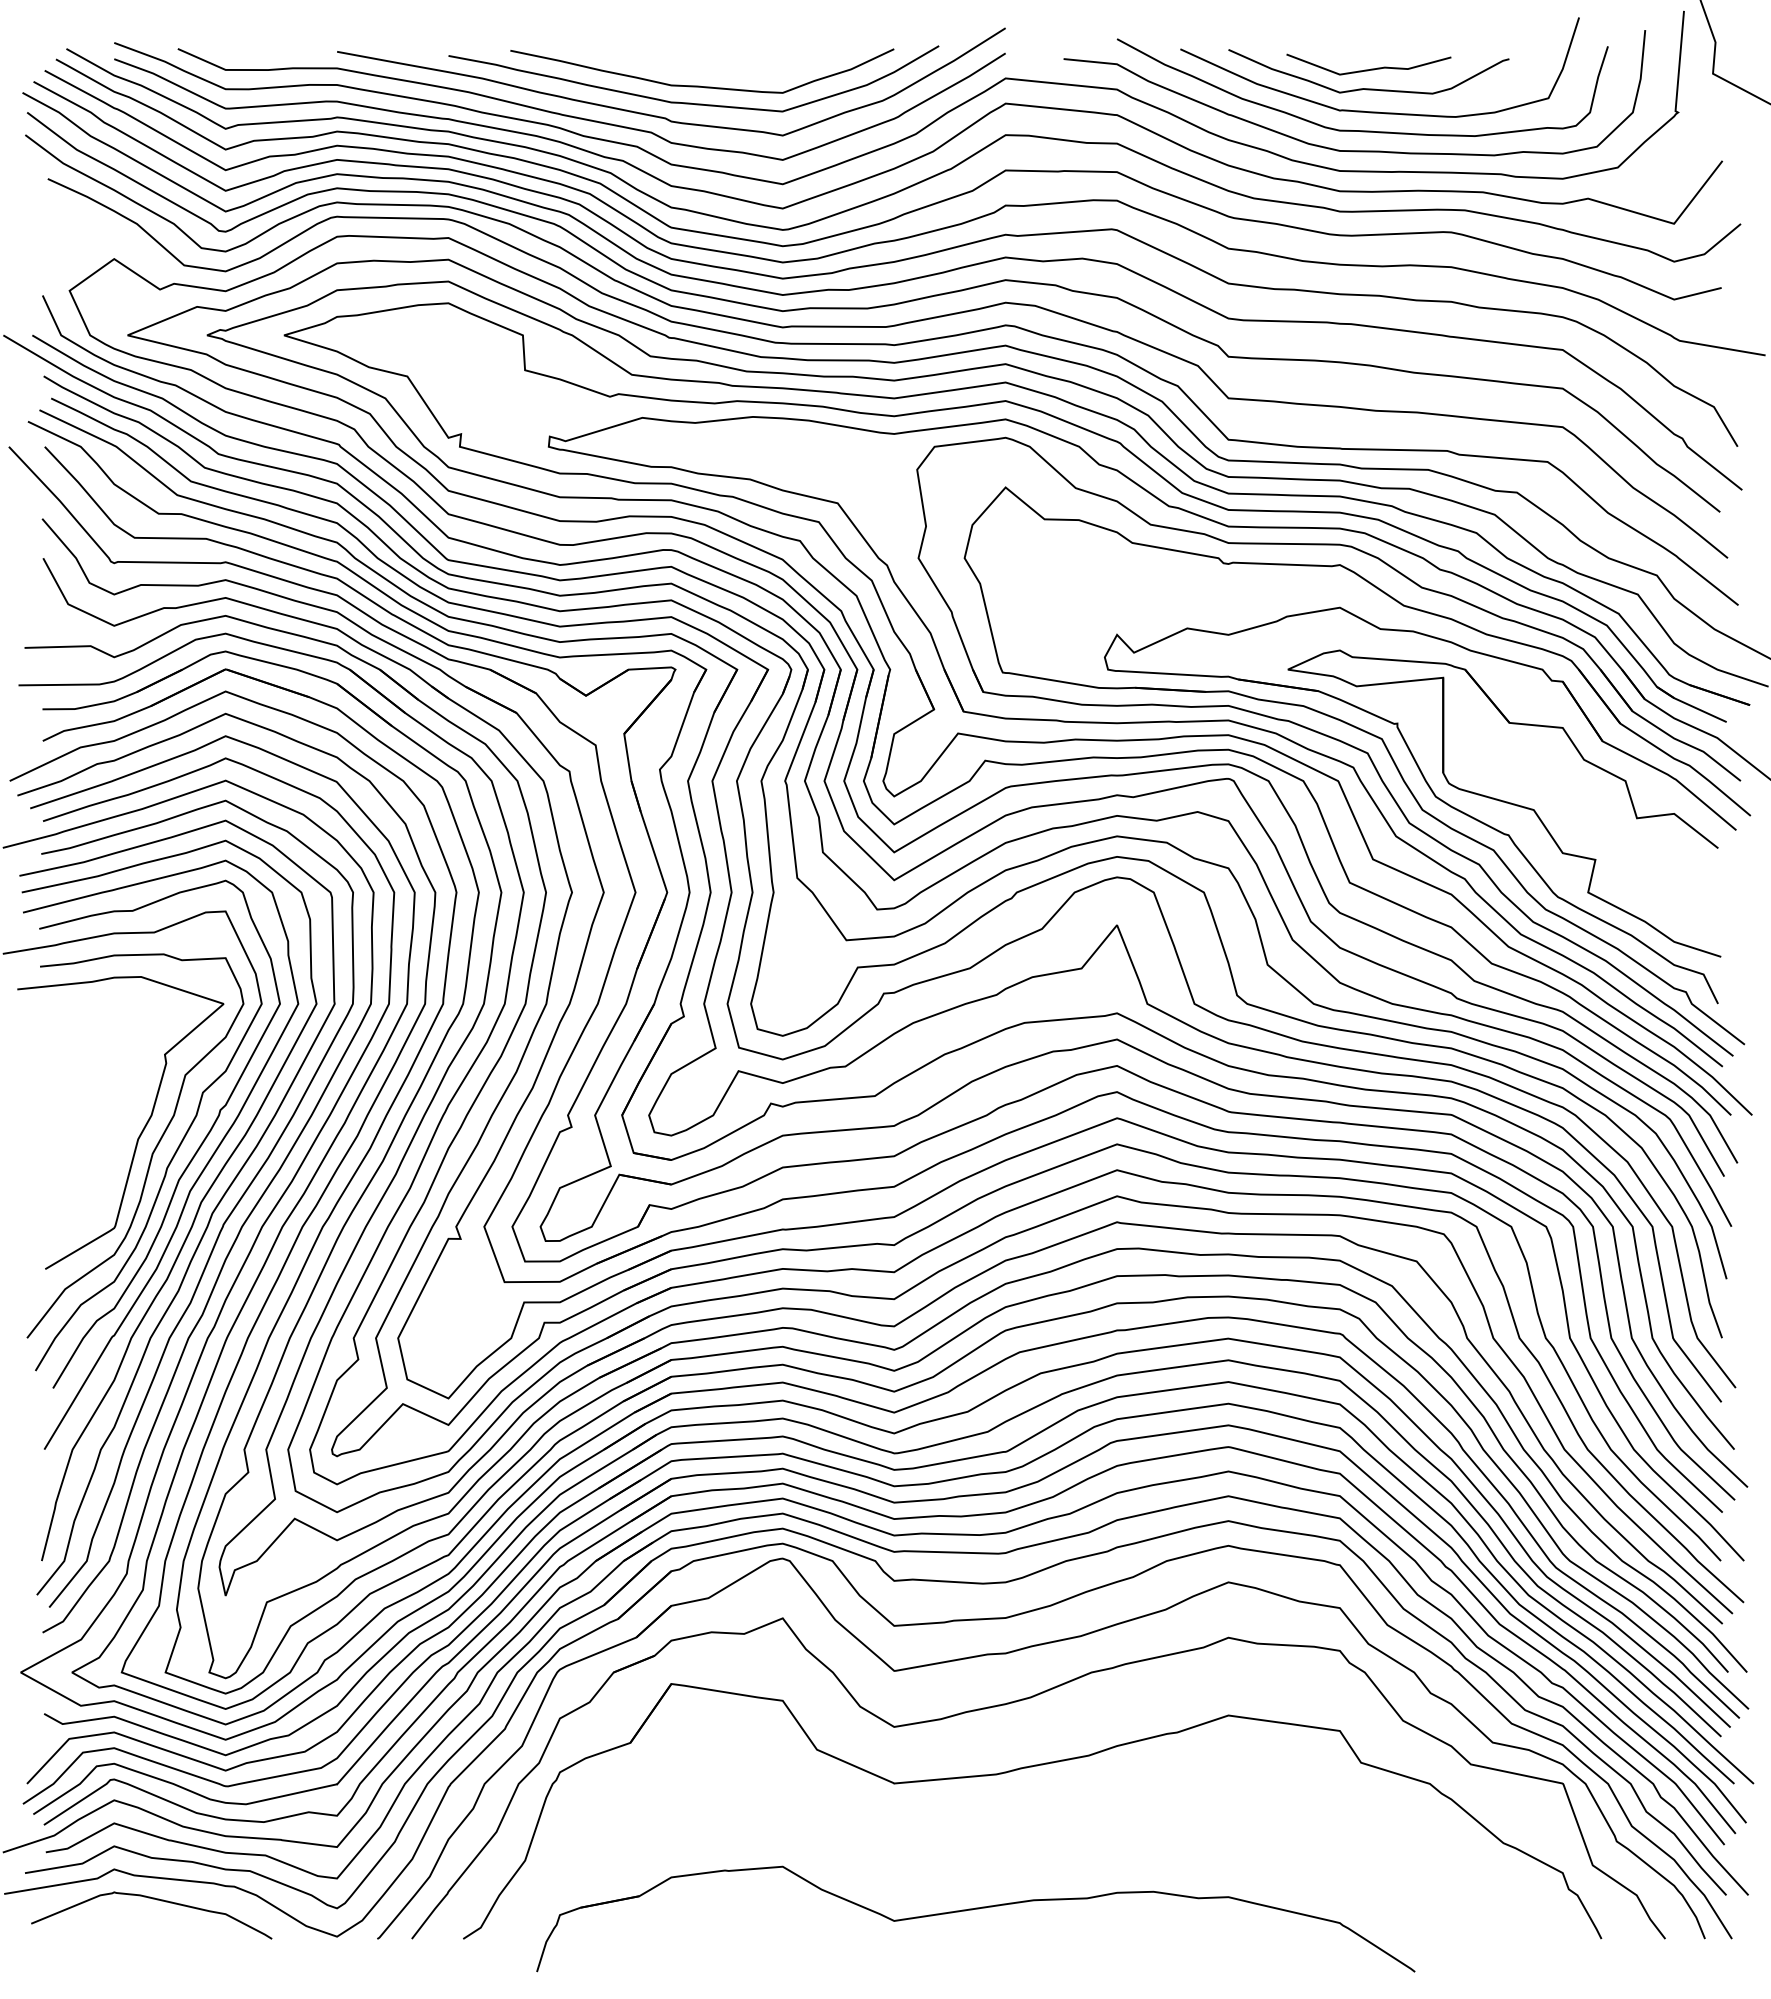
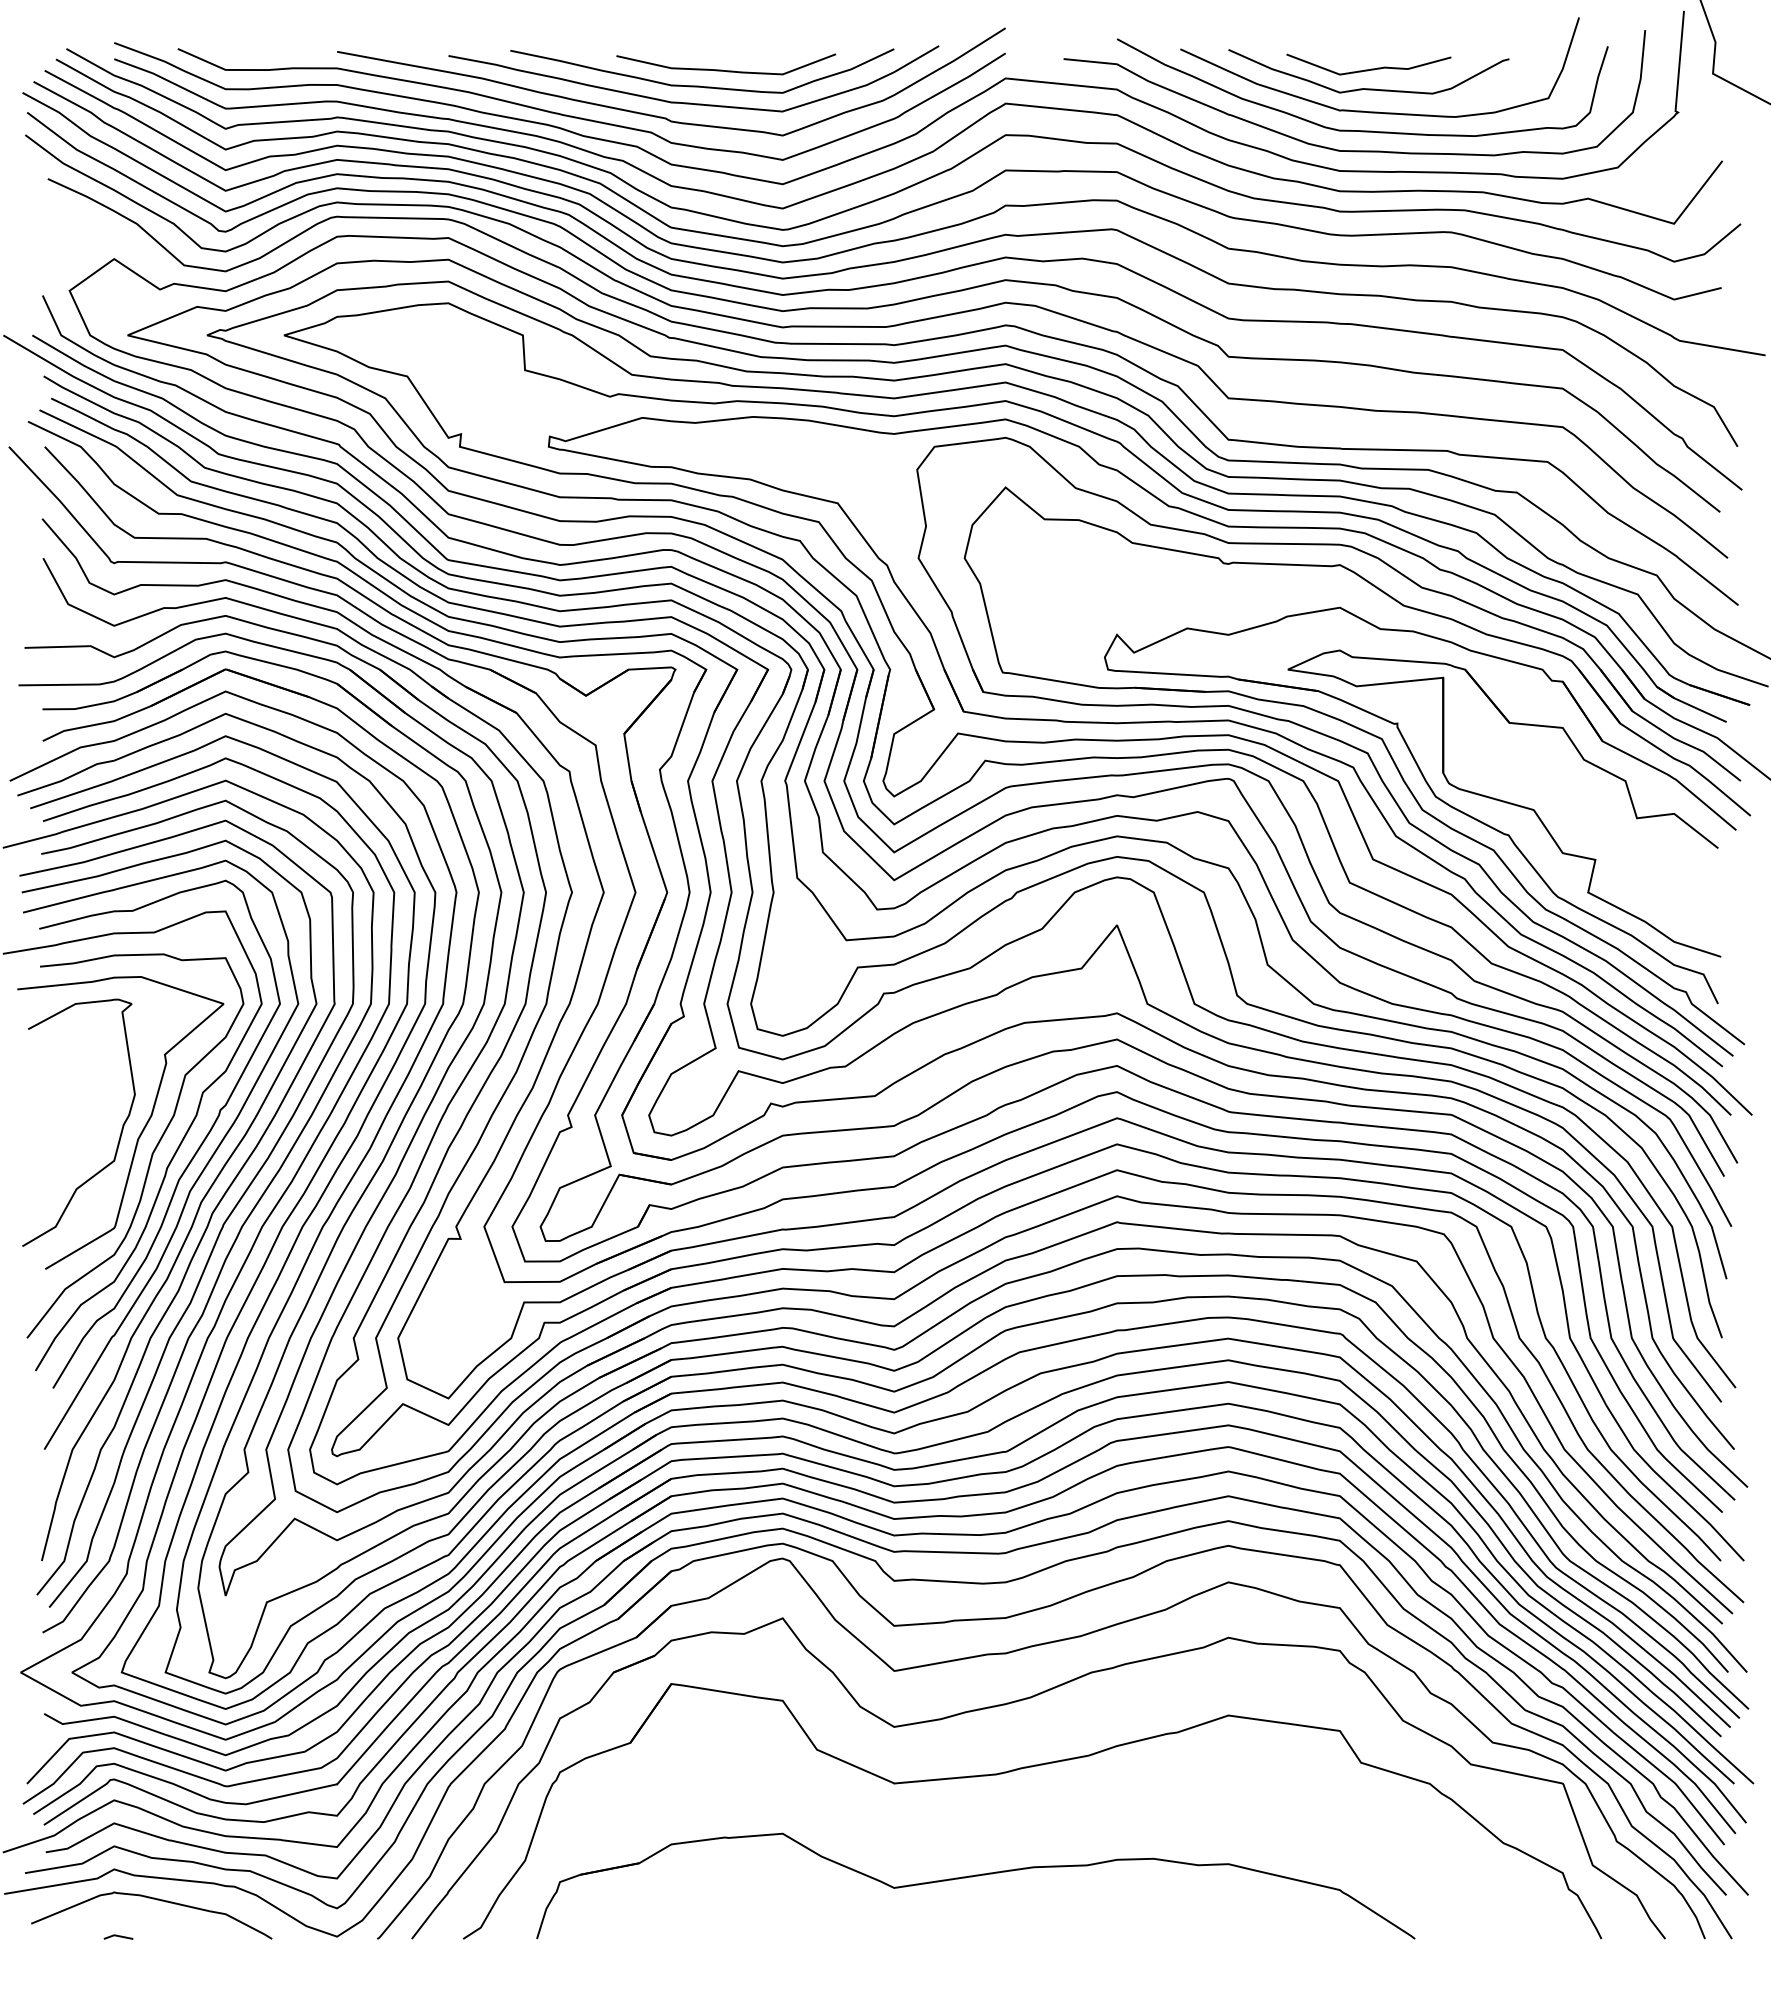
curve: none -> present (722, 69)
curve: none -> present (120, 1132)
part position: (972, 1910) -> (972, 1877) (972, 1877)
line: none -> present (118, 1936)
